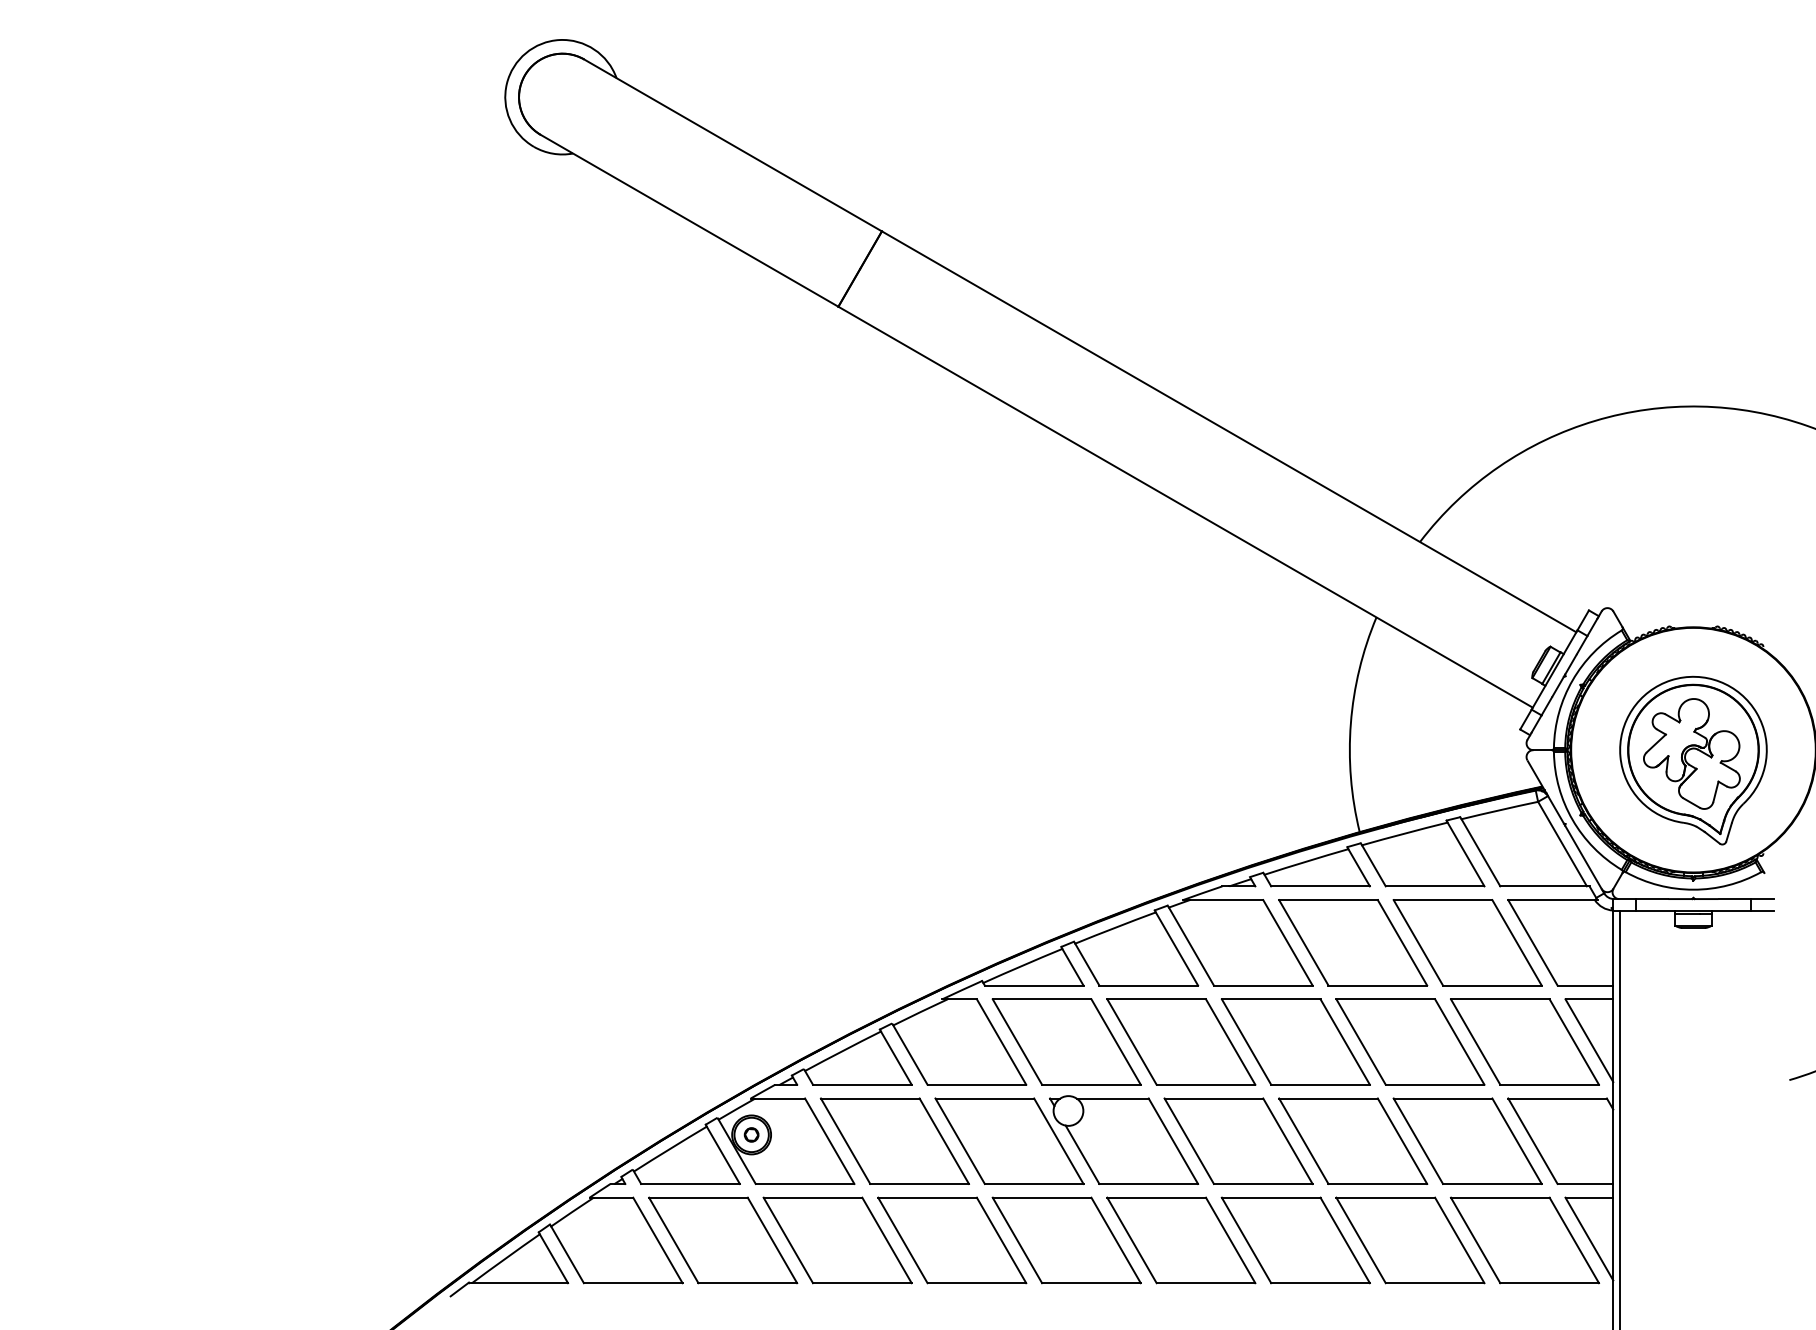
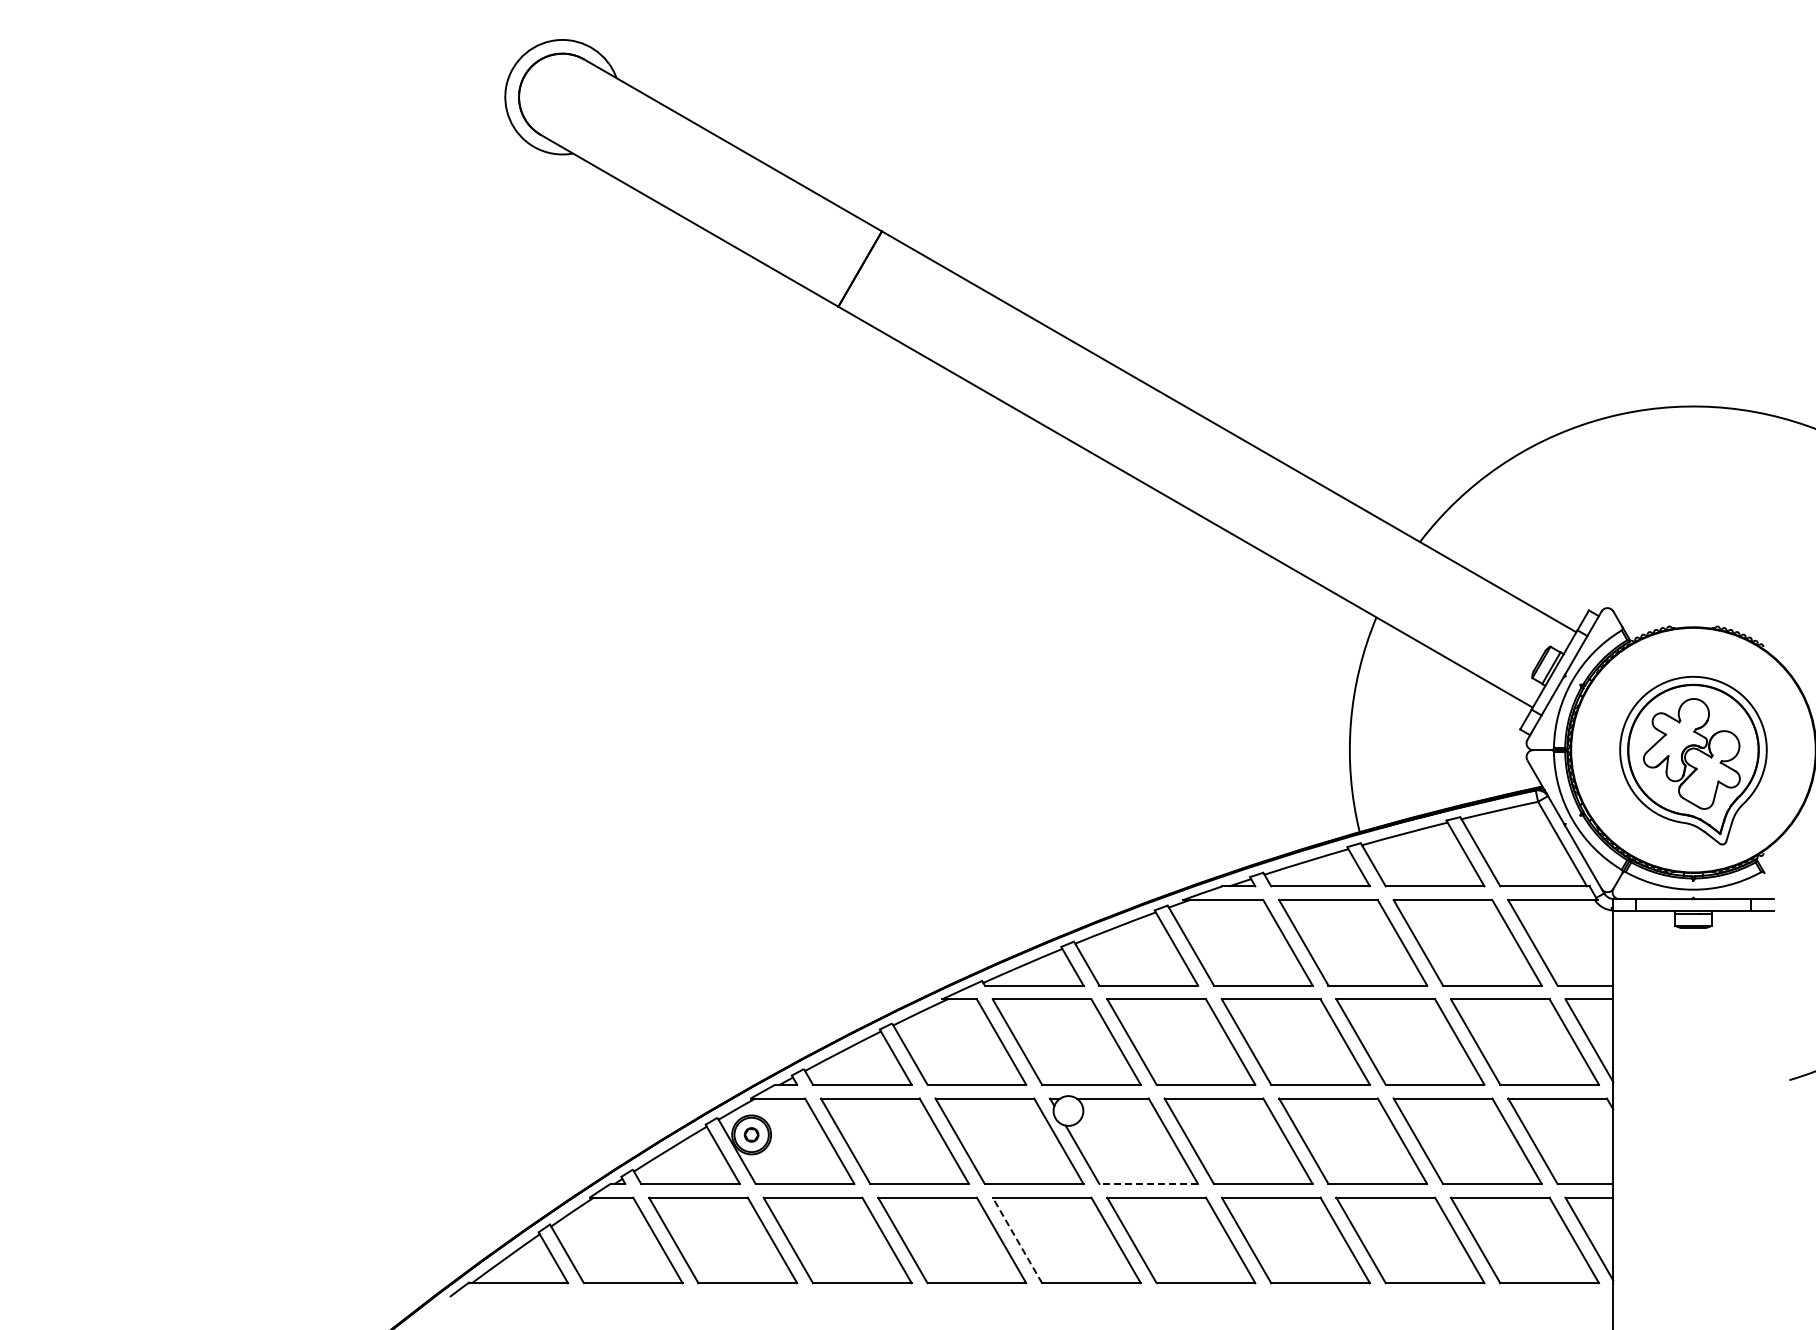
line: present -> none (1620, 1118)
line: solid -> dashed (1148, 1183)
line: solid -> dashed (1017, 1240)
